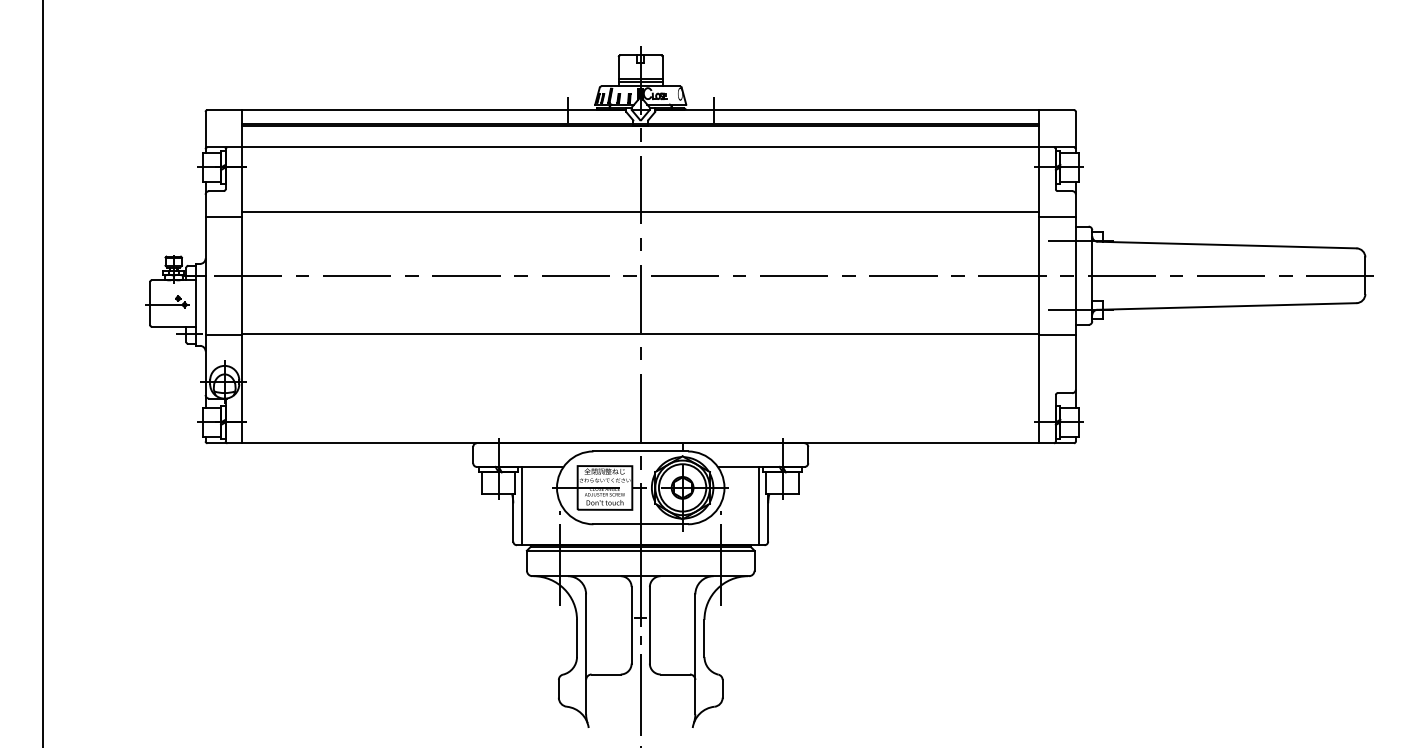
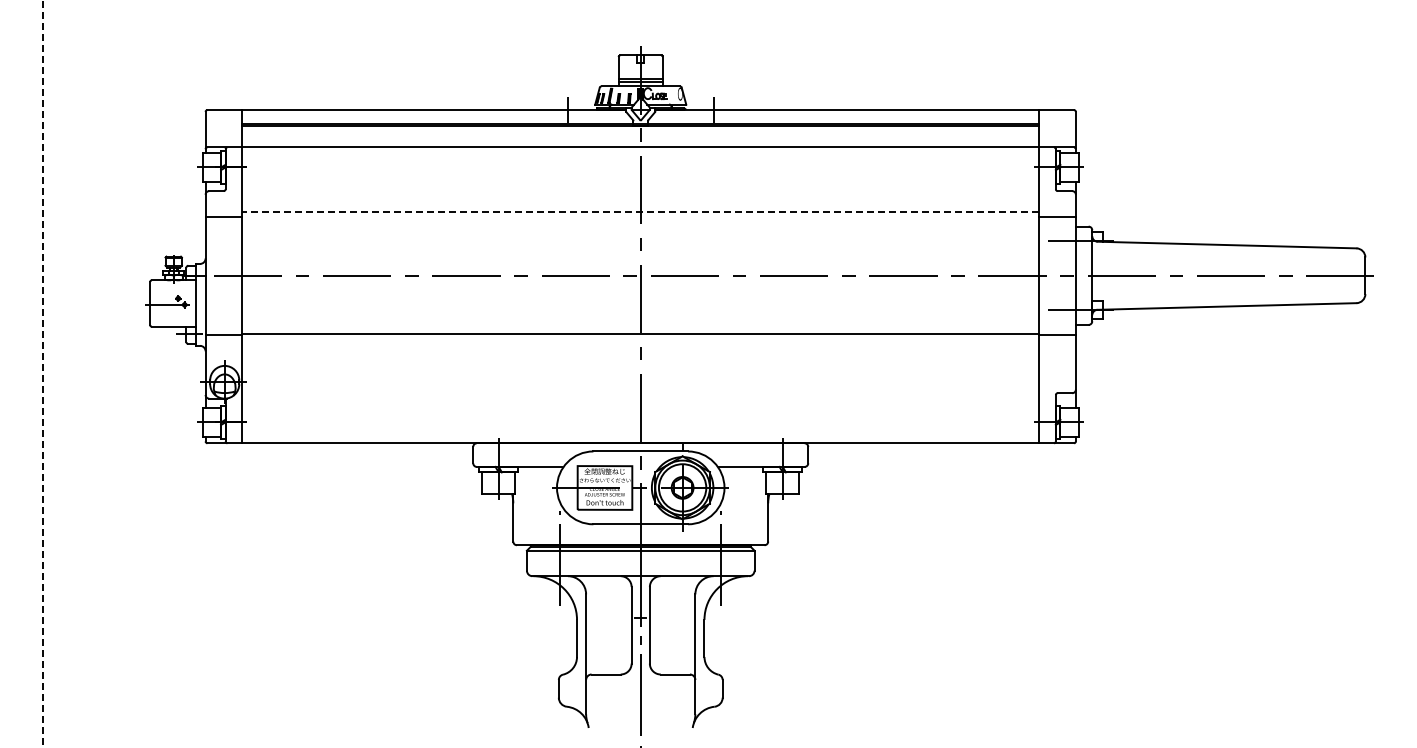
line: solid -> dashed (640, 211)
line: solid -> dashed (42, 373)
line: present -> none (522, 505)
line: present -> none (759, 505)
